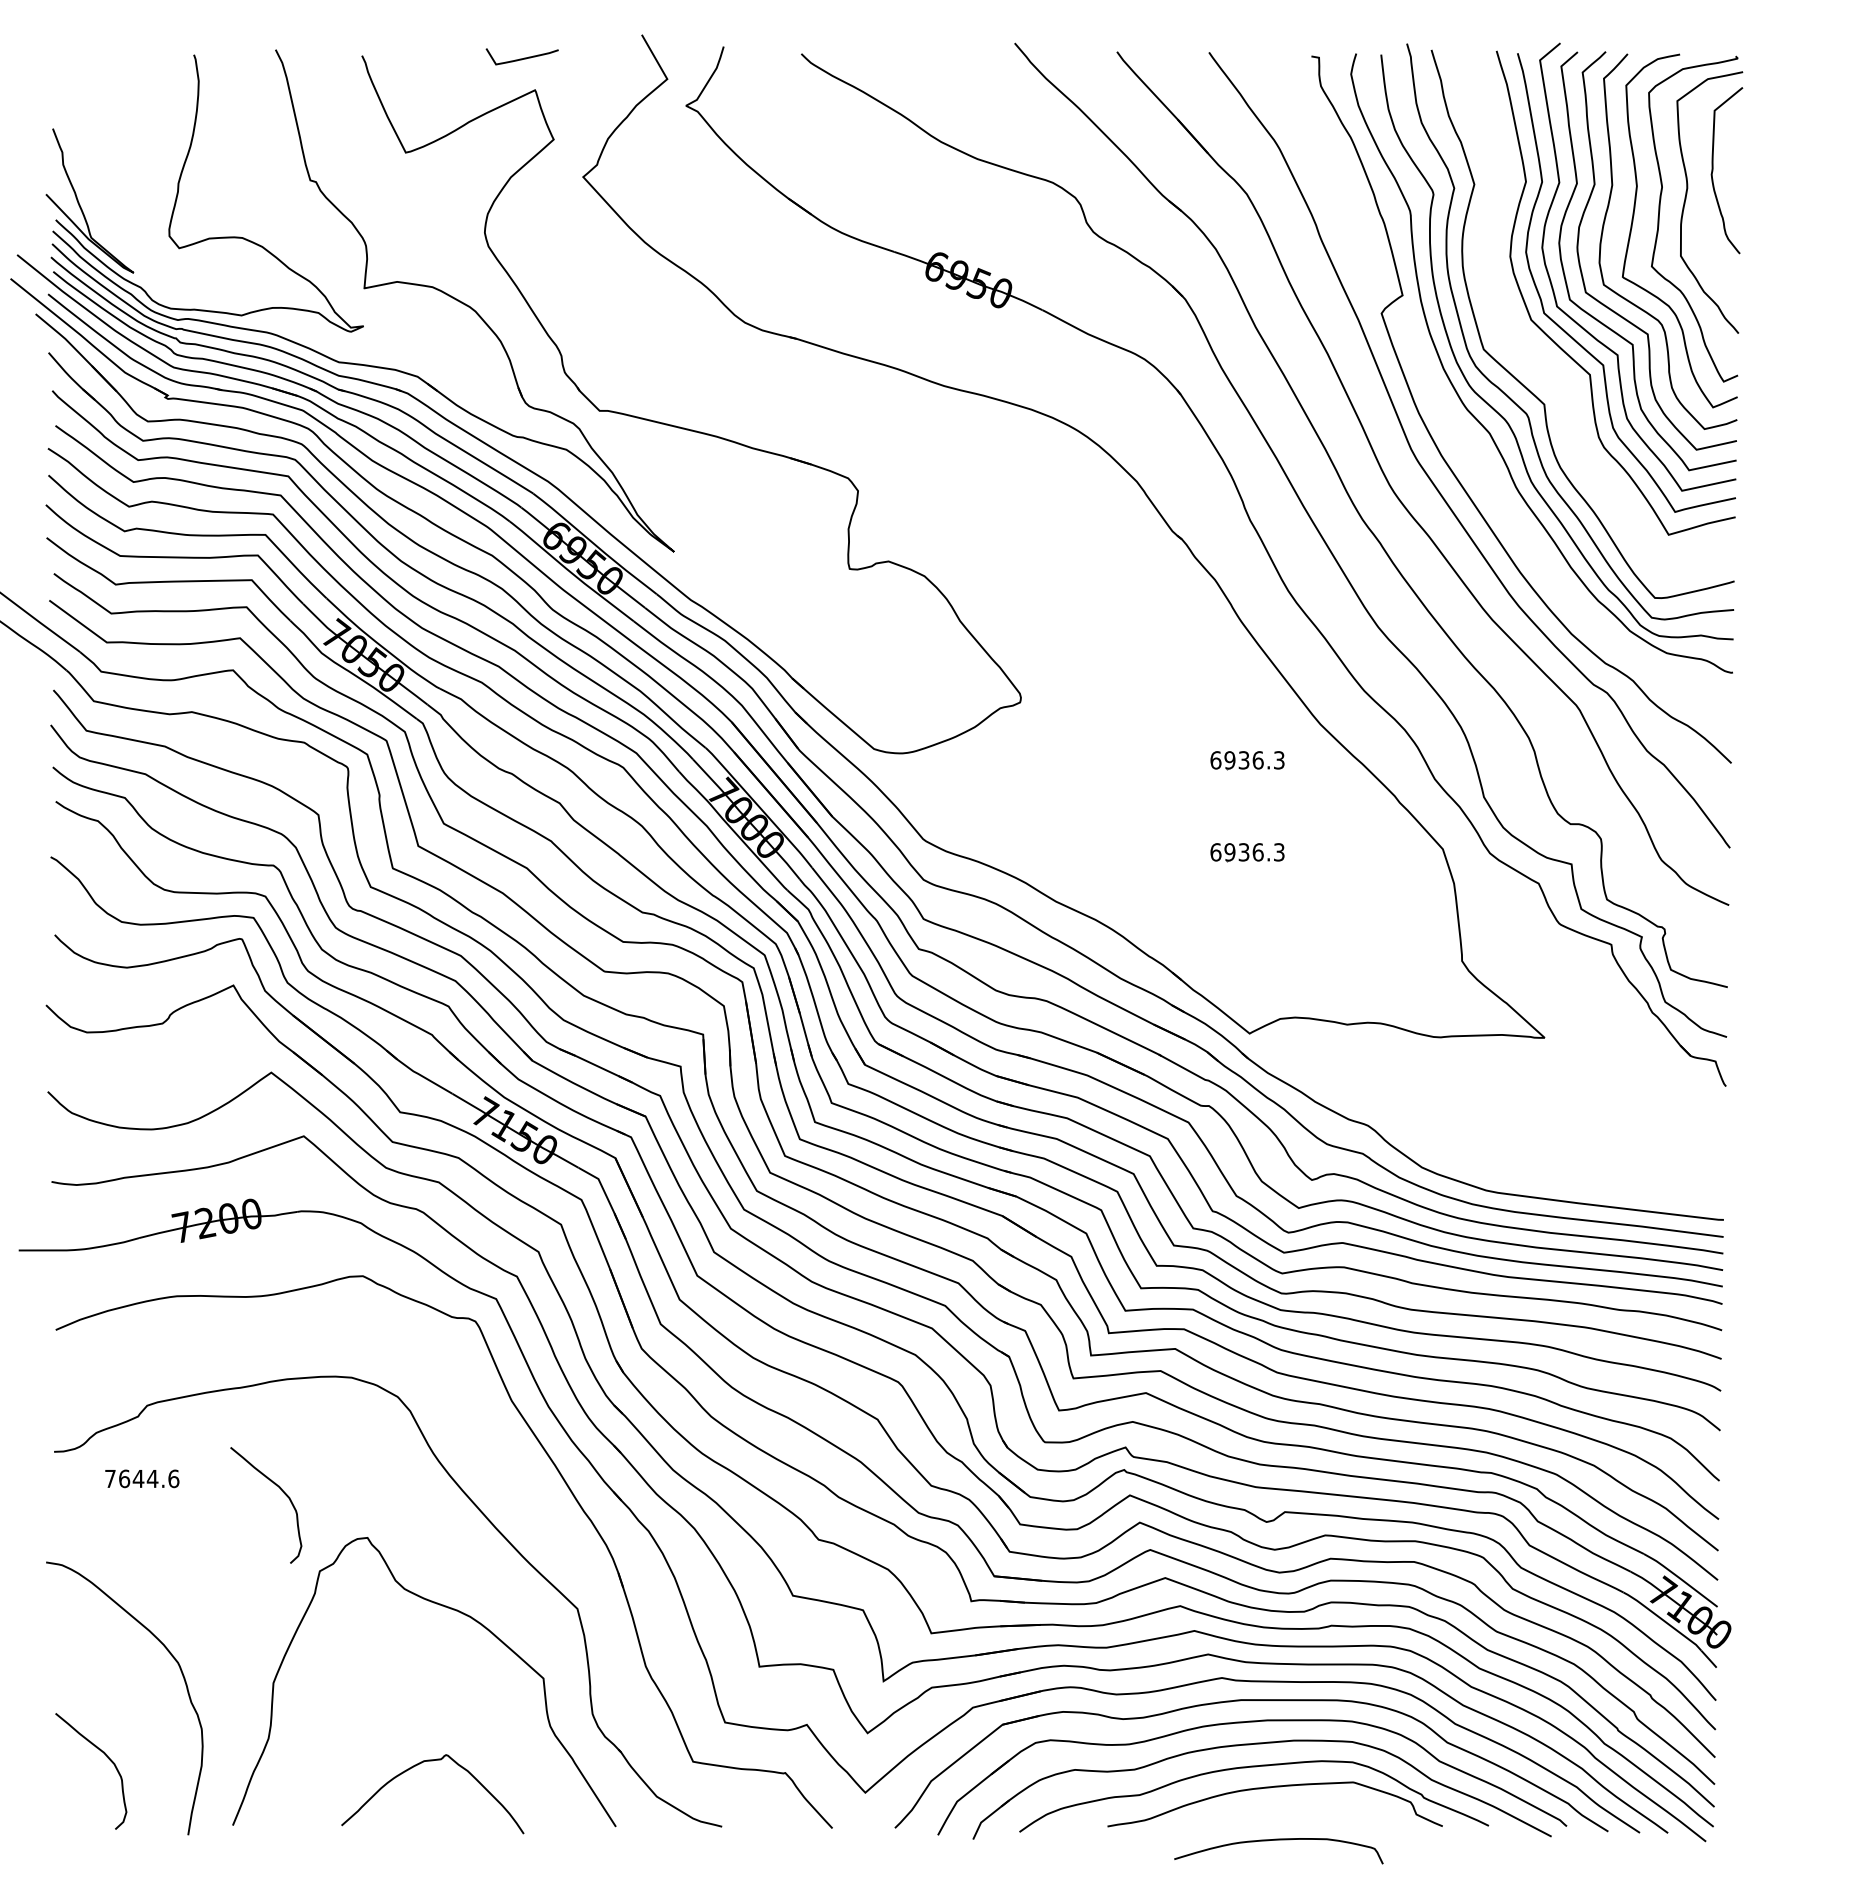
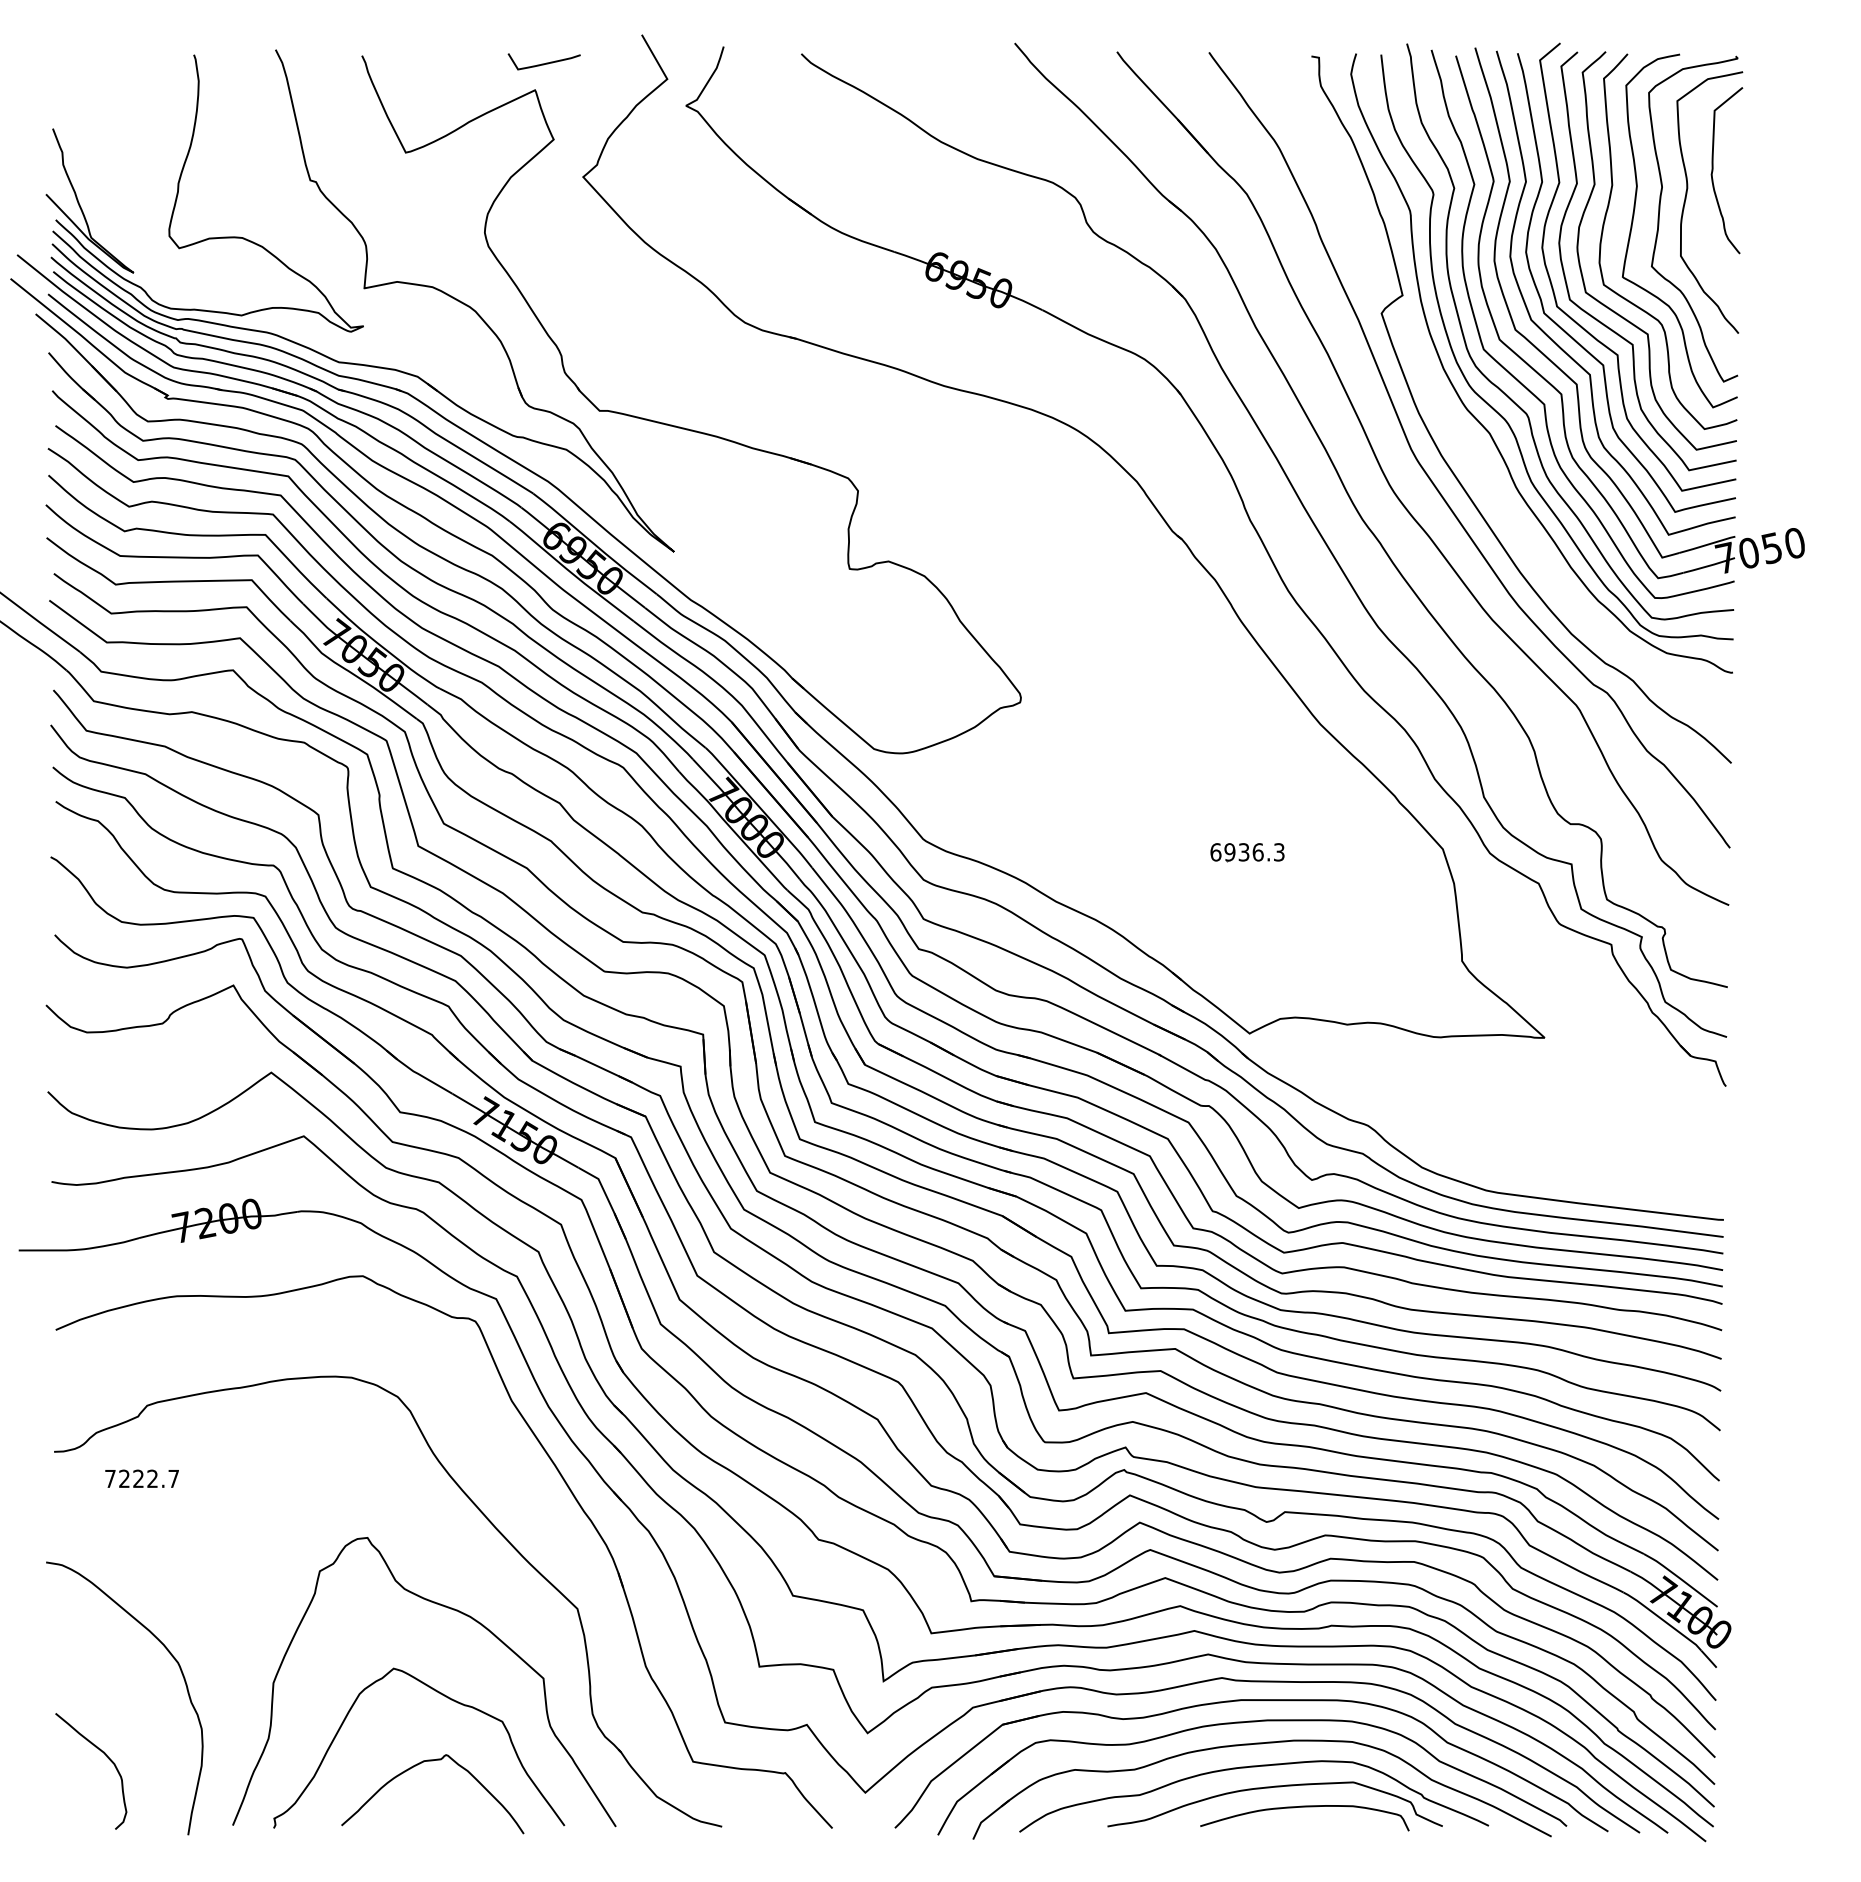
curve position: (521, 58) -> (543, 63) (543, 63)
part: none -> present (1567, 374)
part: present -> none (1247, 760)
text: 7644.6 -> 7222.7 (149, 1478)
curve: present -> none (283, 1493)
curve: none -> present (445, 1697)
curve position: (1278, 1840) -> (1304, 1807) (1304, 1807)
